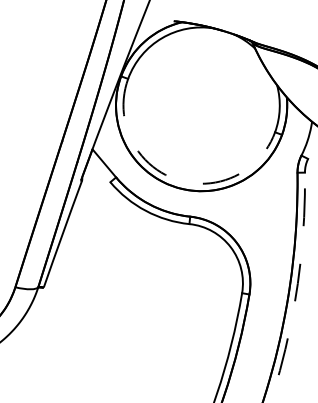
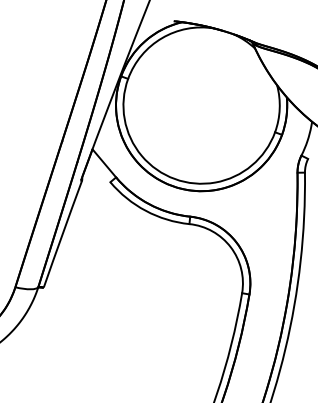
arc: dashed -> solid (174, 179)
arc: dashed -> solid (297, 288)
